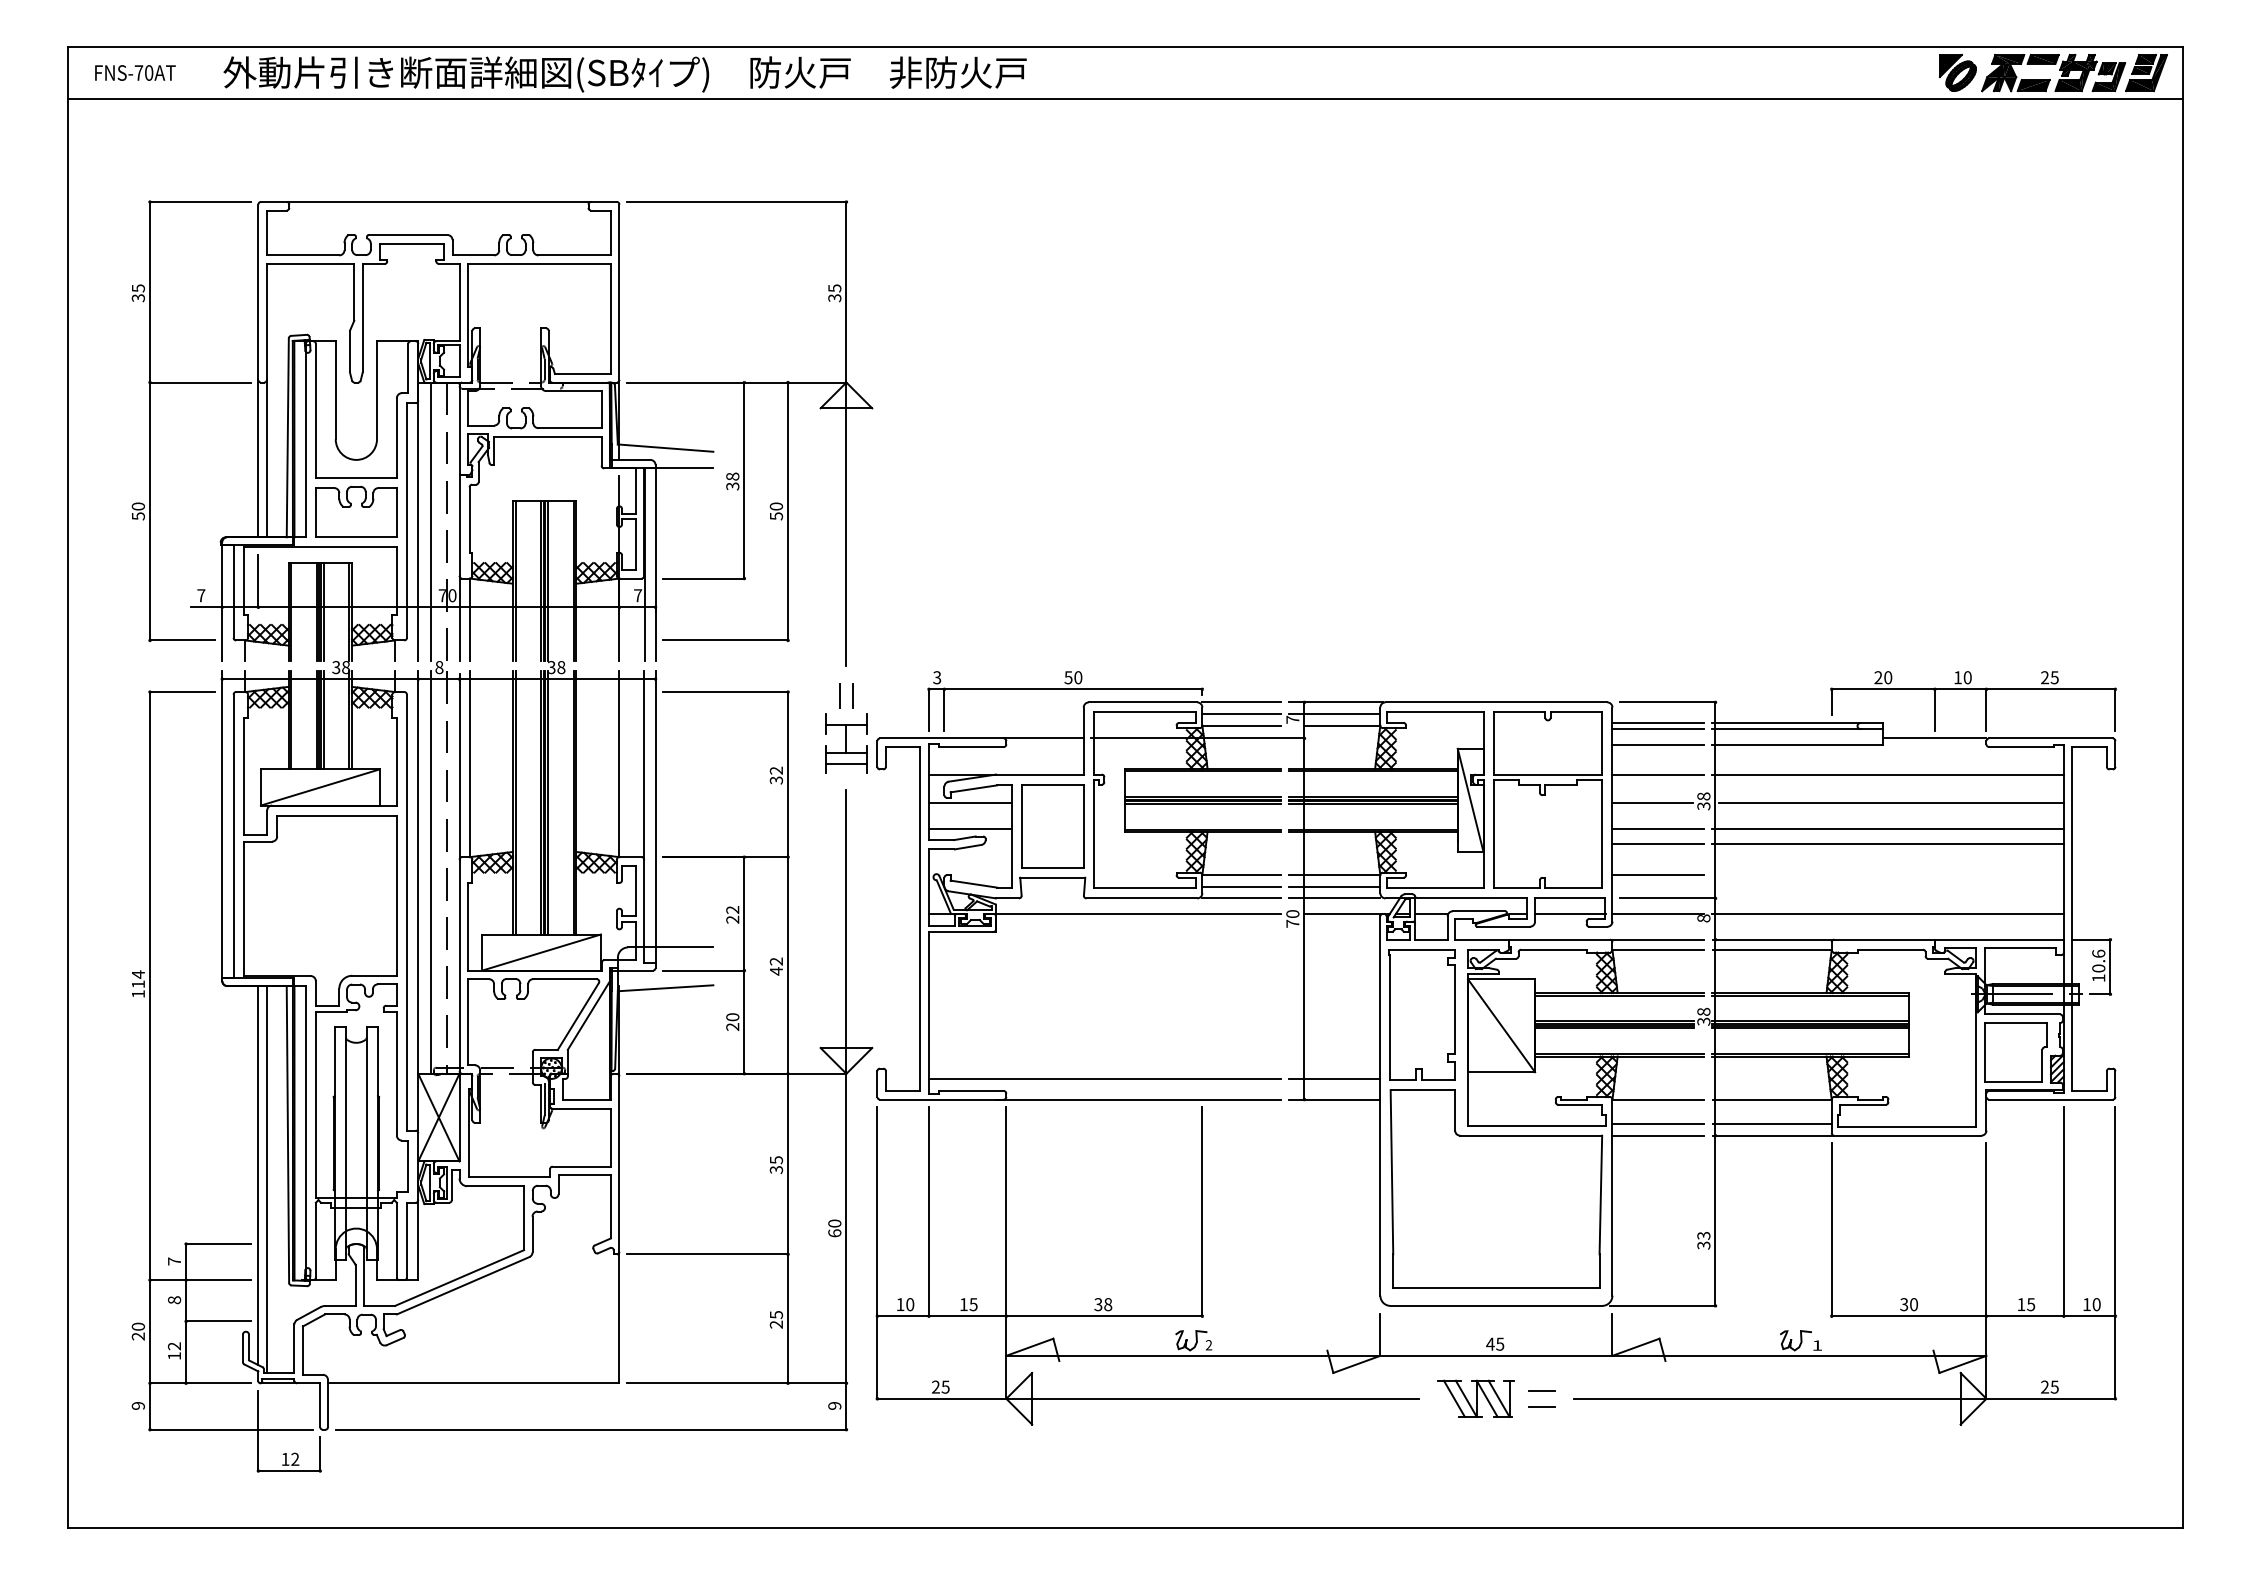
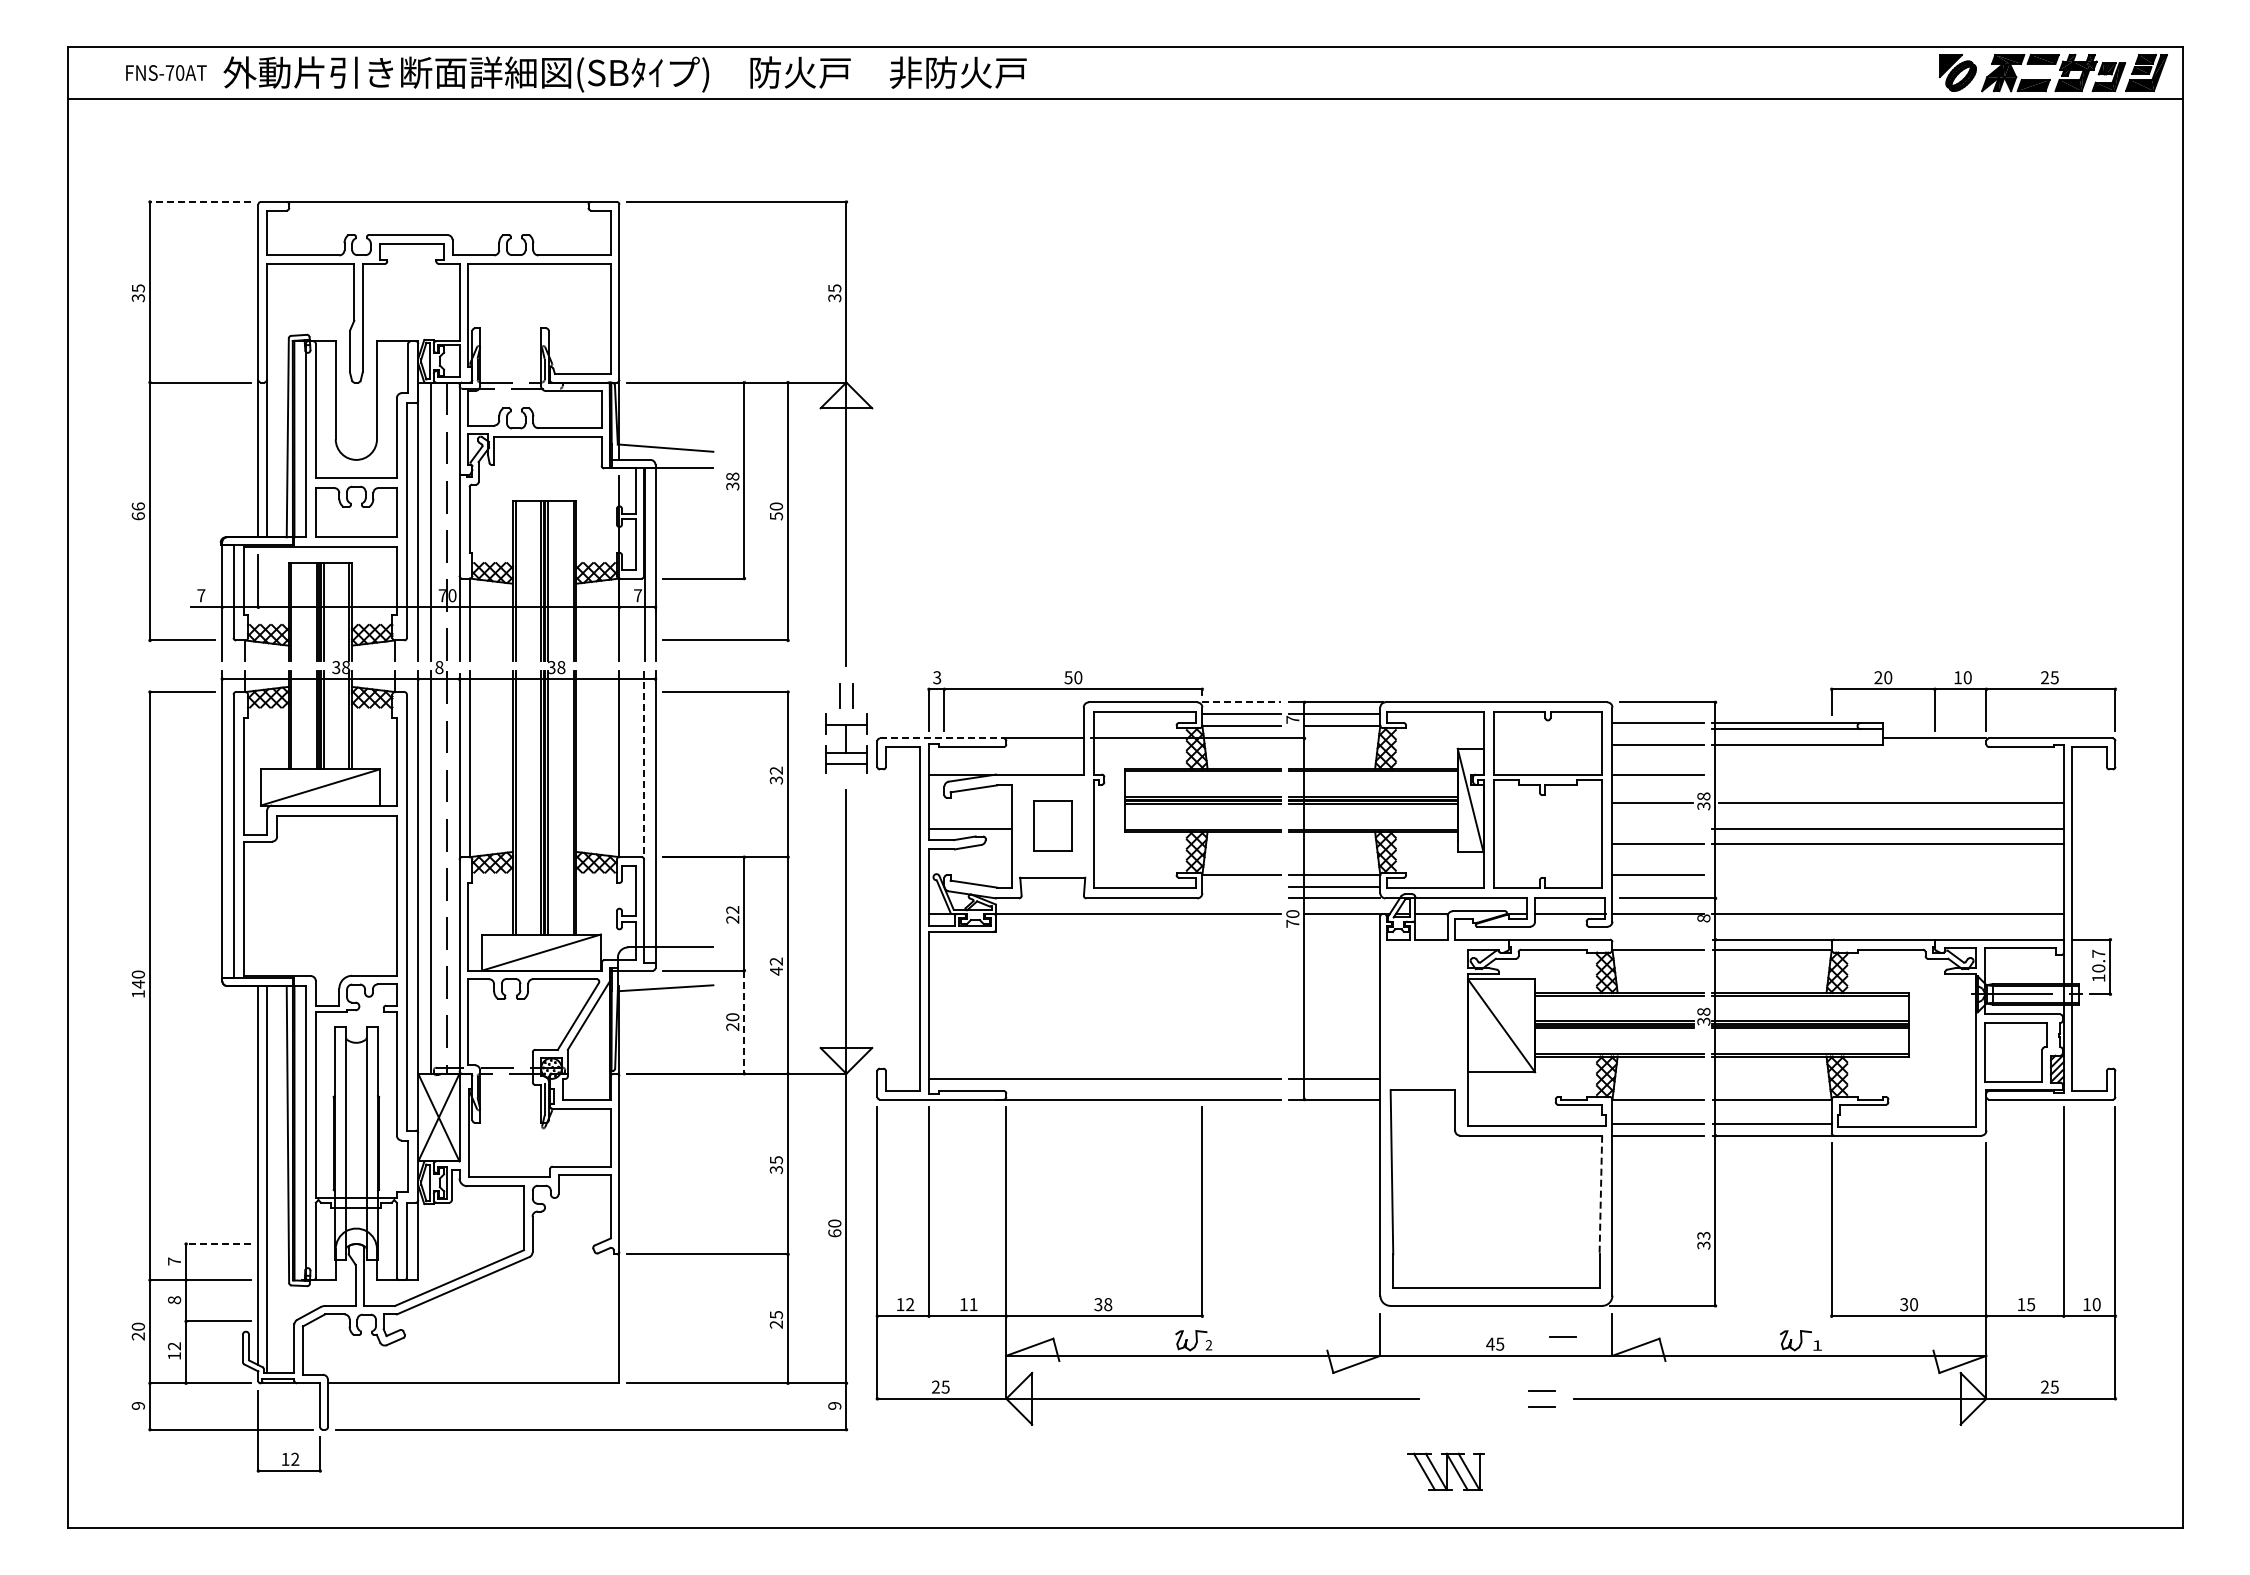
text position: (135, 72) -> (166, 72) (166, 72)
line: solid -> dashed (199, 202)
text: 50 -> 66 (137, 511)
line: solid -> dashed (1242, 702)
line: present -> none (1658, 729)
line: solid -> dashed (941, 738)
line: solid -> dashed (644, 766)
line: present -> none (1887, 774)
line: present -> none (969, 802)
part size: 64x85 px -> 40x52 px (1052, 825)
line: present -> none (1658, 828)
line: present -> none (1241, 887)
line: present -> none (1241, 898)
line: present -> none (1658, 939)
text: 10.6 -> 10.7 (2098, 953)
text: 114 -> 140 (137, 979)
part: present -> none (1421, 1014)
line: solid -> dashed (744, 1022)
line: solid -> dashed (1600, 1195)
line: solid -> dashed (217, 1244)
text: 10 -> 12 (910, 1304)
text: 15 -> 11 (973, 1304)
line: none -> present (1562, 1336)
part position: (1475, 1398) -> (1445, 1471) (1445, 1471)
